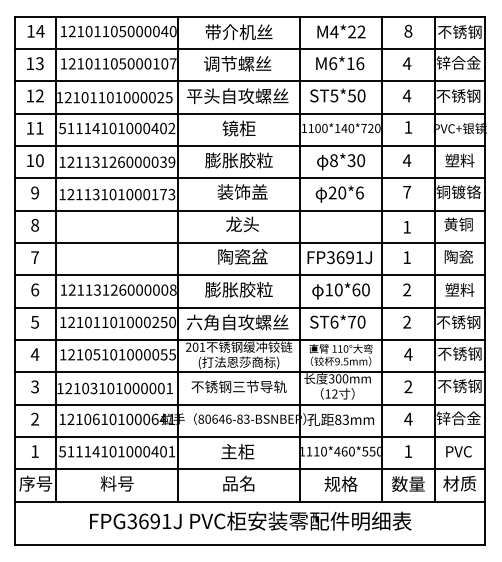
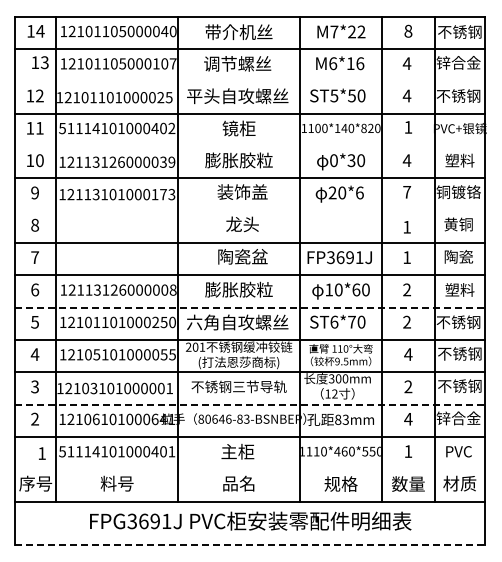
text: M4*22 -> M7*22 (334, 31)
text position: (35, 63) -> (40, 62) (40, 62)
line: present -> none (250, 81)
text: 1100*140*720 -> 1100*140*820 (363, 128)
line: present -> none (250, 146)
text: 8*30 -> 0*30 (333, 160)
line: present -> none (250, 210)
line: solid -> dashed (250, 307)
line: solid -> dashed (250, 404)
text position: (35, 451) -> (42, 453) (42, 453)
line: present -> none (250, 469)
line: solid -> dashed (250, 545)
